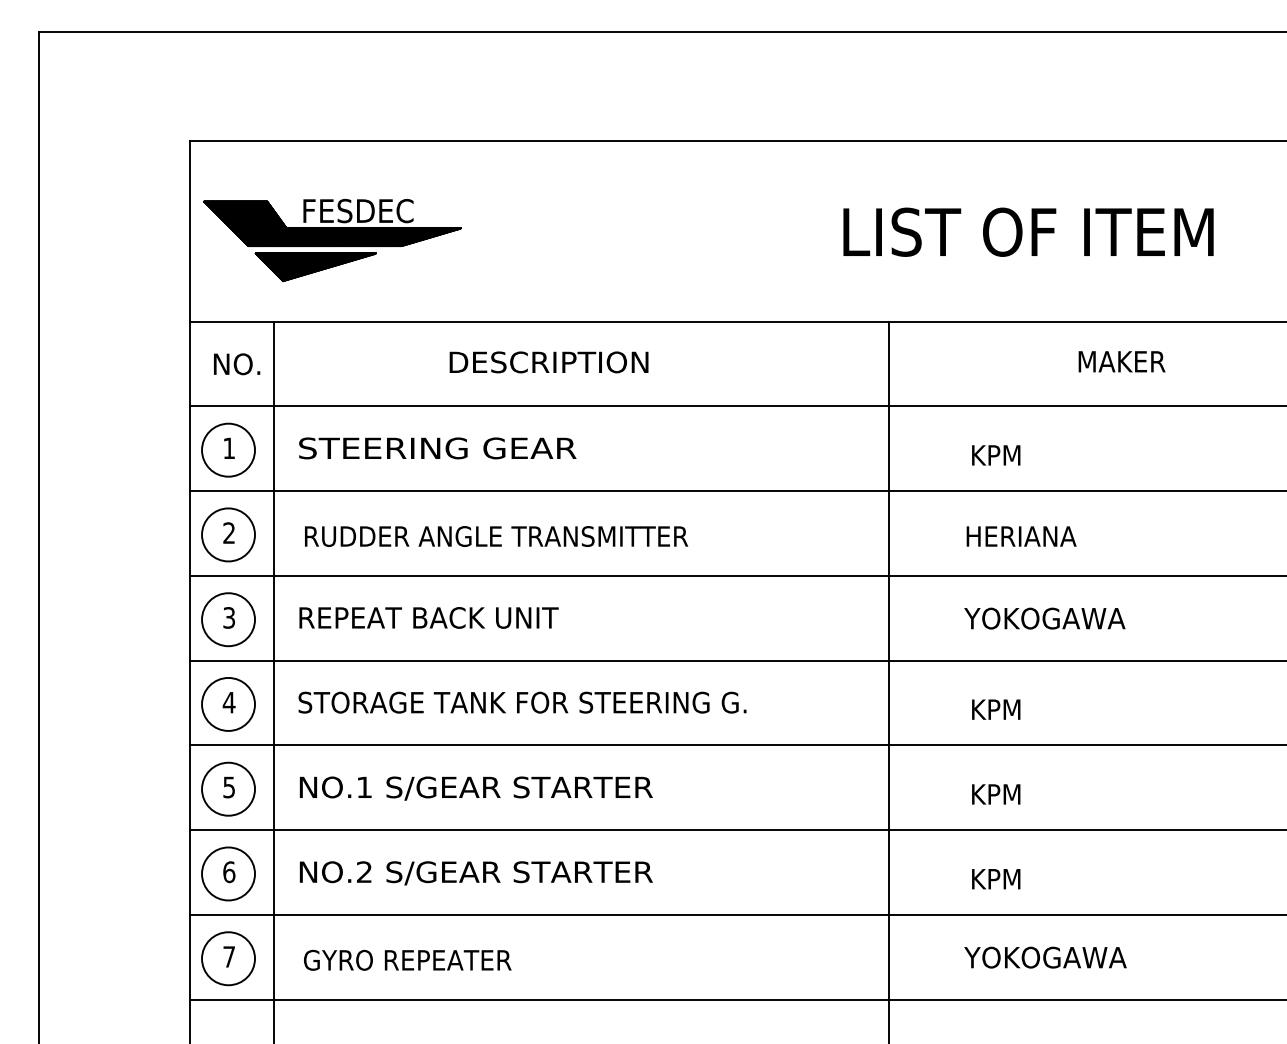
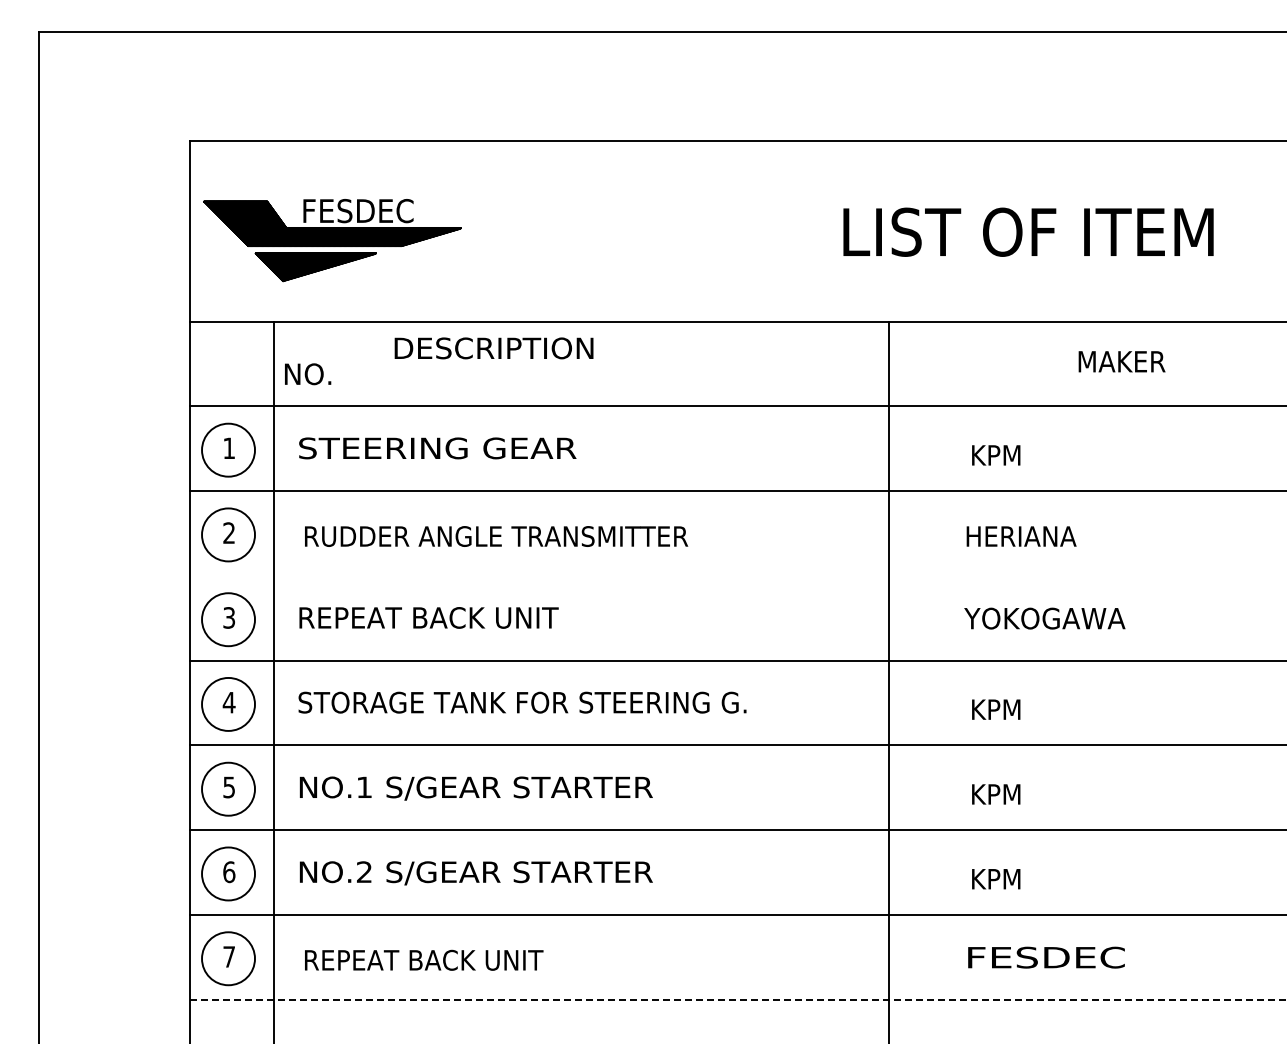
text position: (548, 362) -> (493, 348) (493, 348)
text position: (237, 364) -> (308, 374) (308, 374)
line: present -> none (736, 575)
text: YOKOGAWA -> FESDEC (1045, 957)
text: GYRO REPEATER -> REPEAT BACK UNIT (423, 959)
line: solid -> dashed (738, 999)
